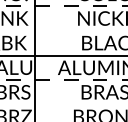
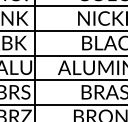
line: dashed -> solid (64, 6)
line: none -> present (63, 31)
line: dashed -> solid (64, 80)
line: none -> present (63, 104)
